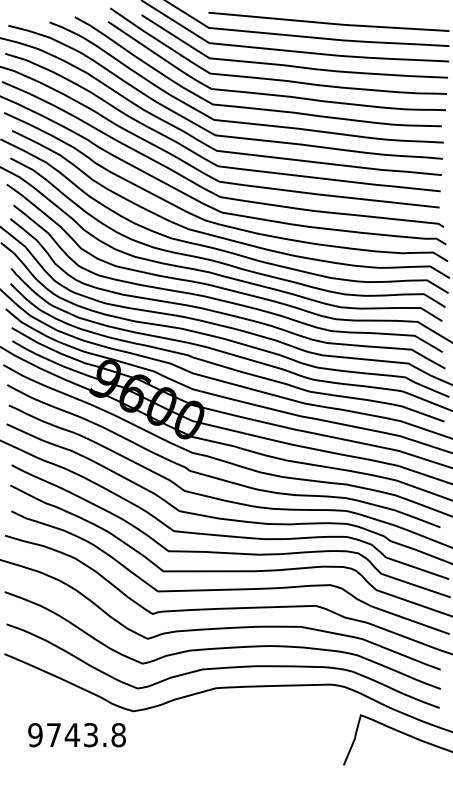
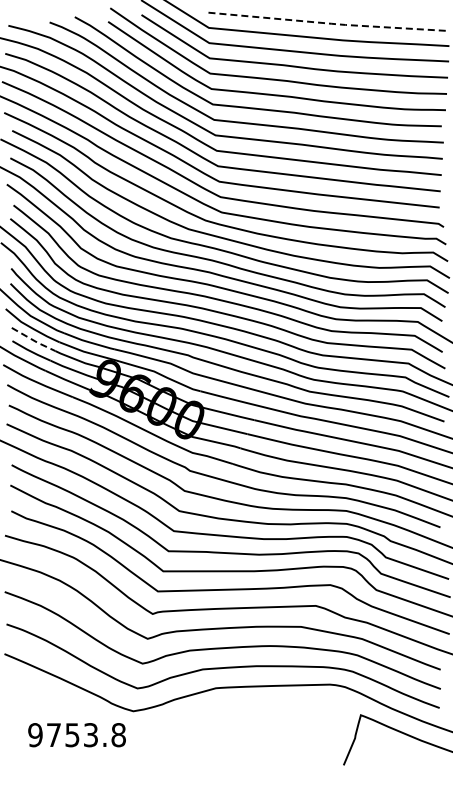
line: solid -> dashed (330, 23)
line: solid -> dashed (34, 340)
text: 9743.8 -> 9753.8 (72, 735)
